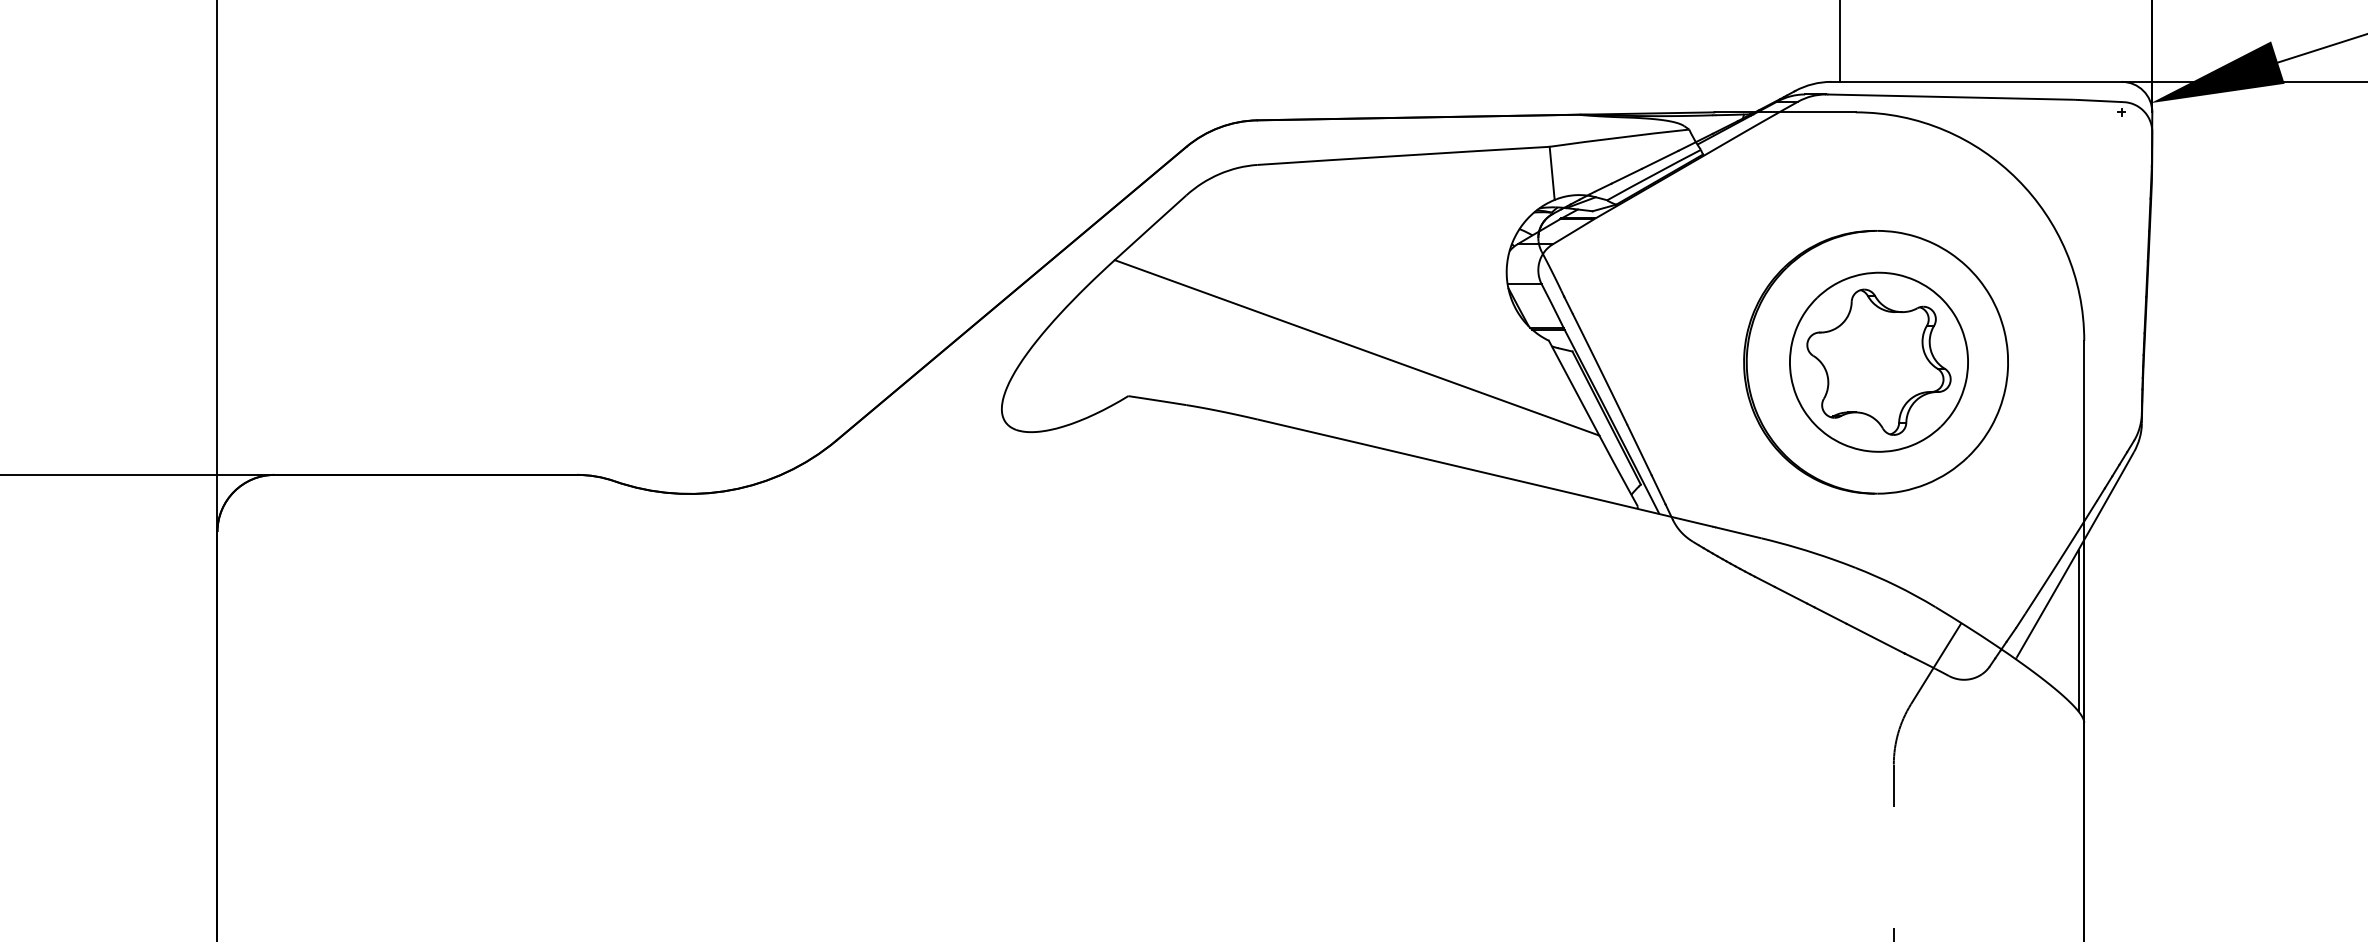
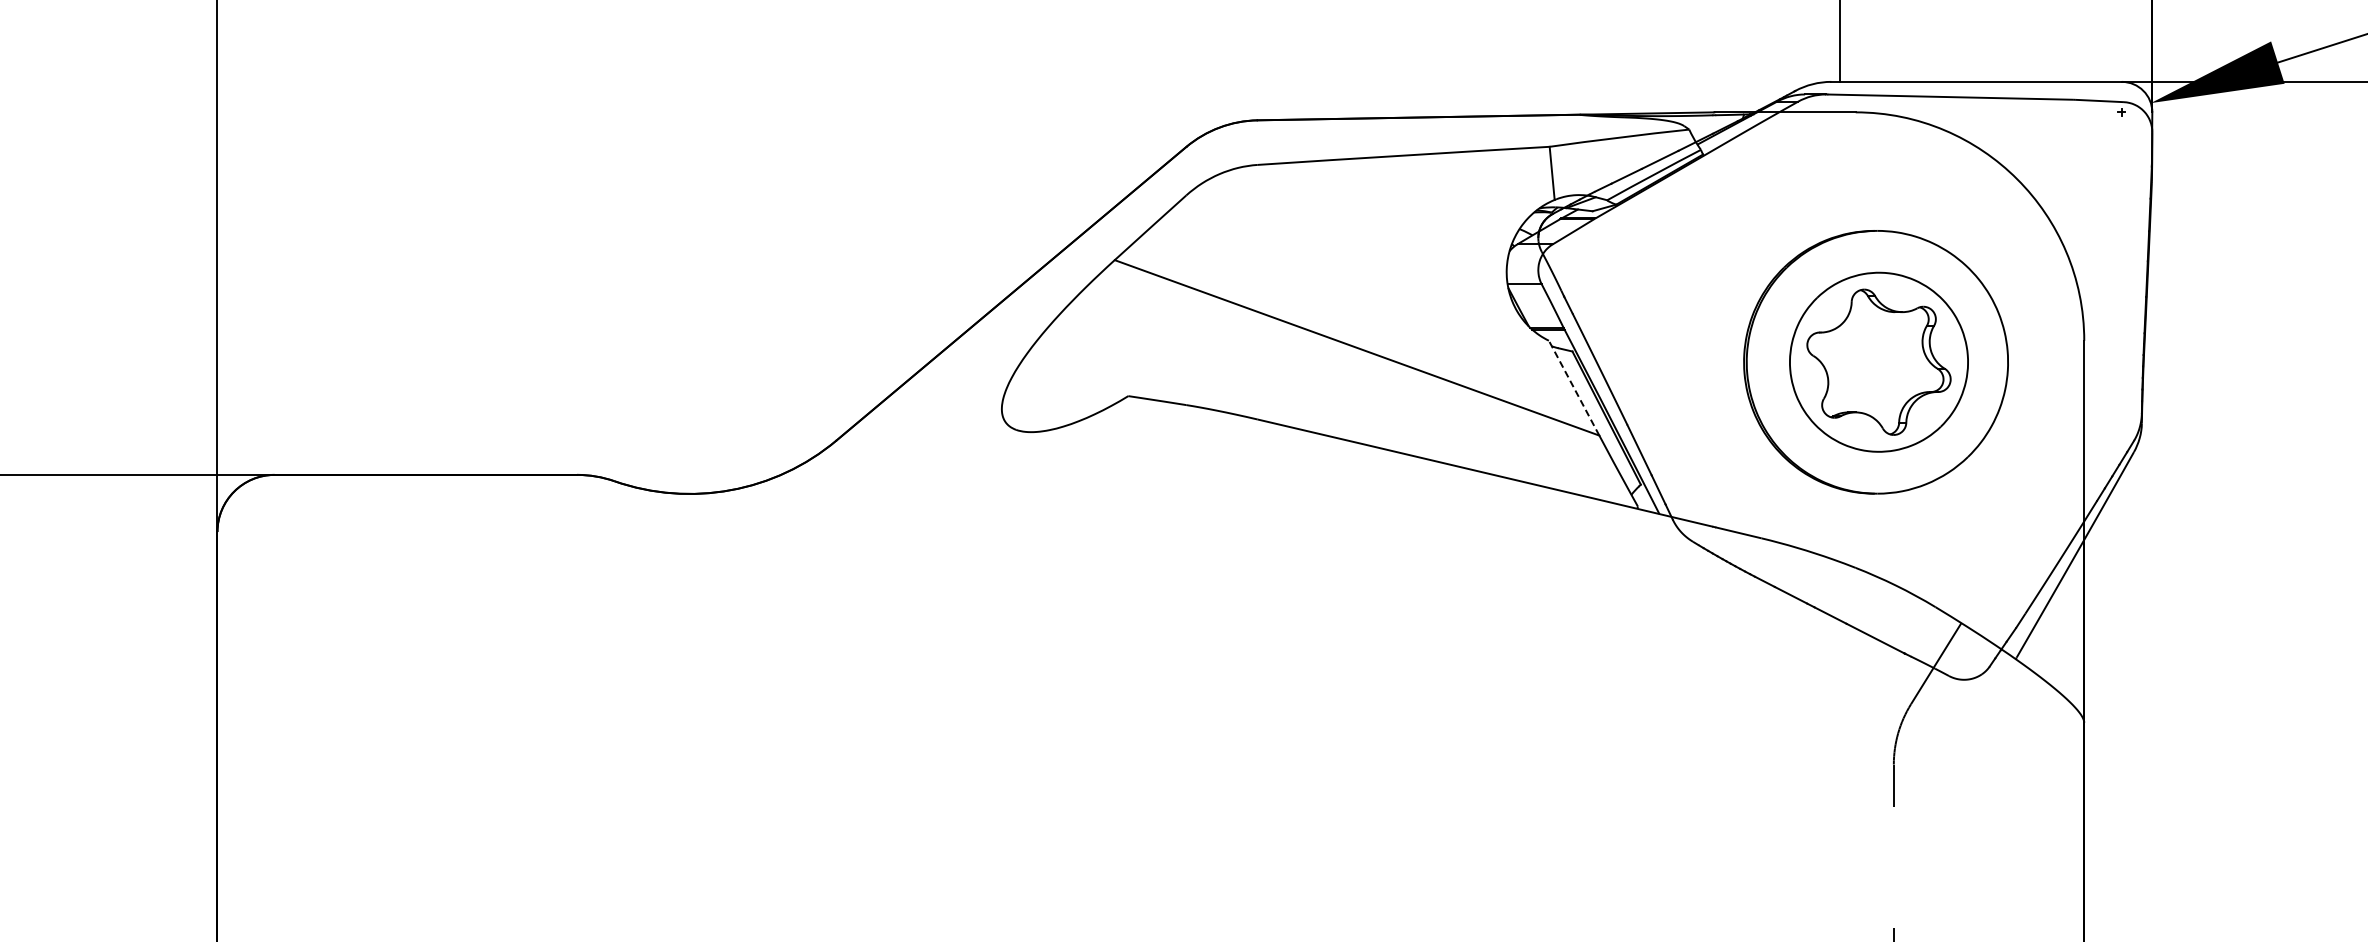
line: solid -> dashed (1574, 388)
line: present -> none (2078, 630)
